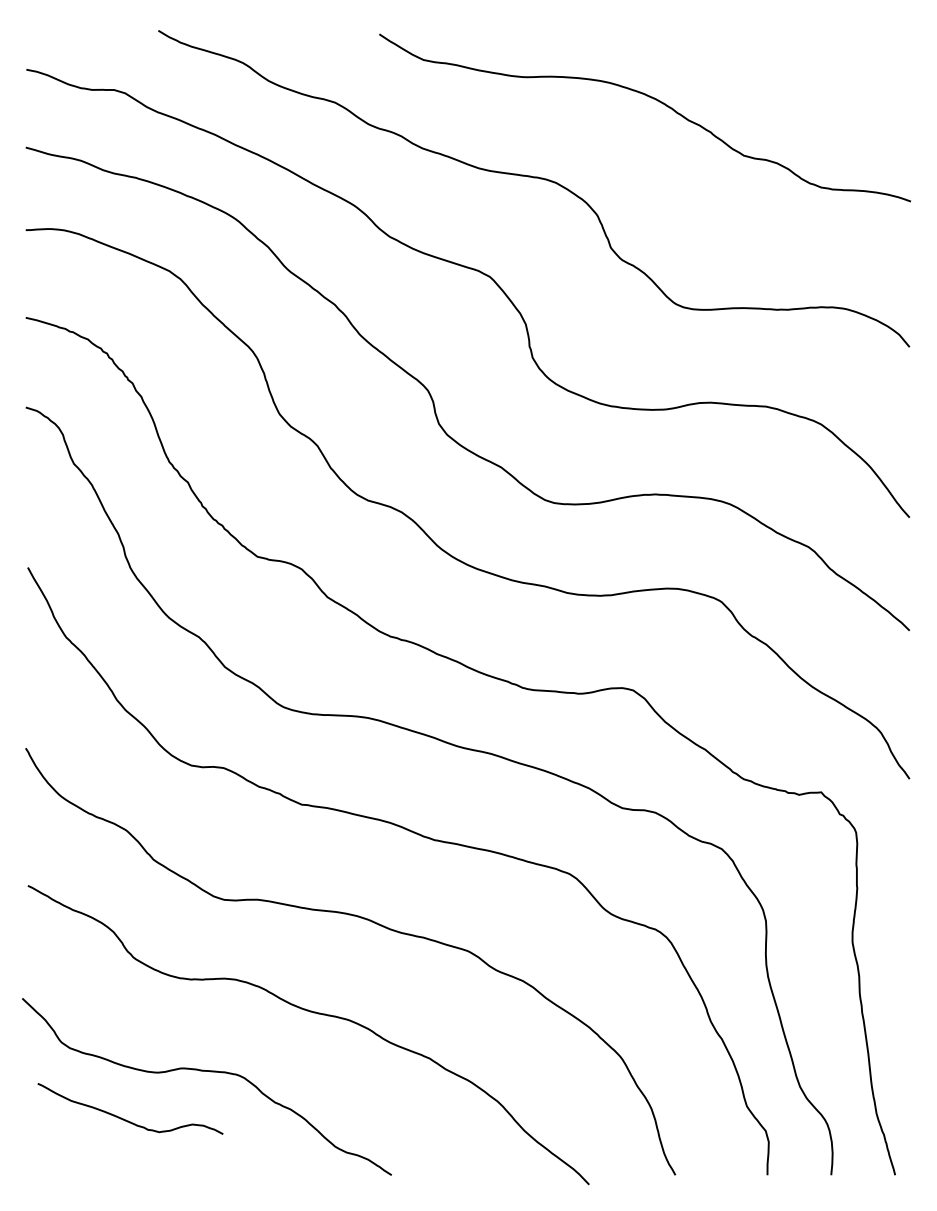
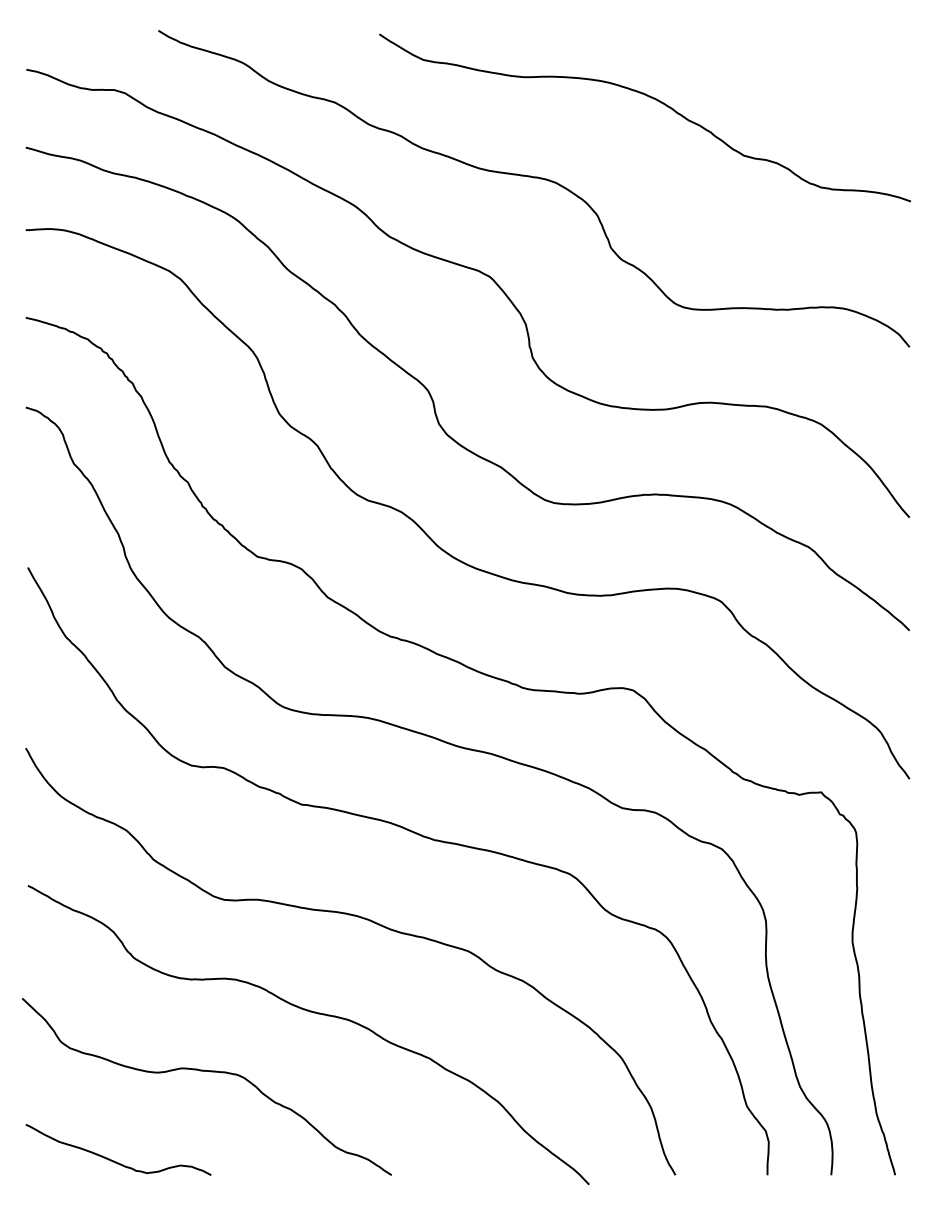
curve position: (126, 1119) -> (114, 1160) (114, 1160)
